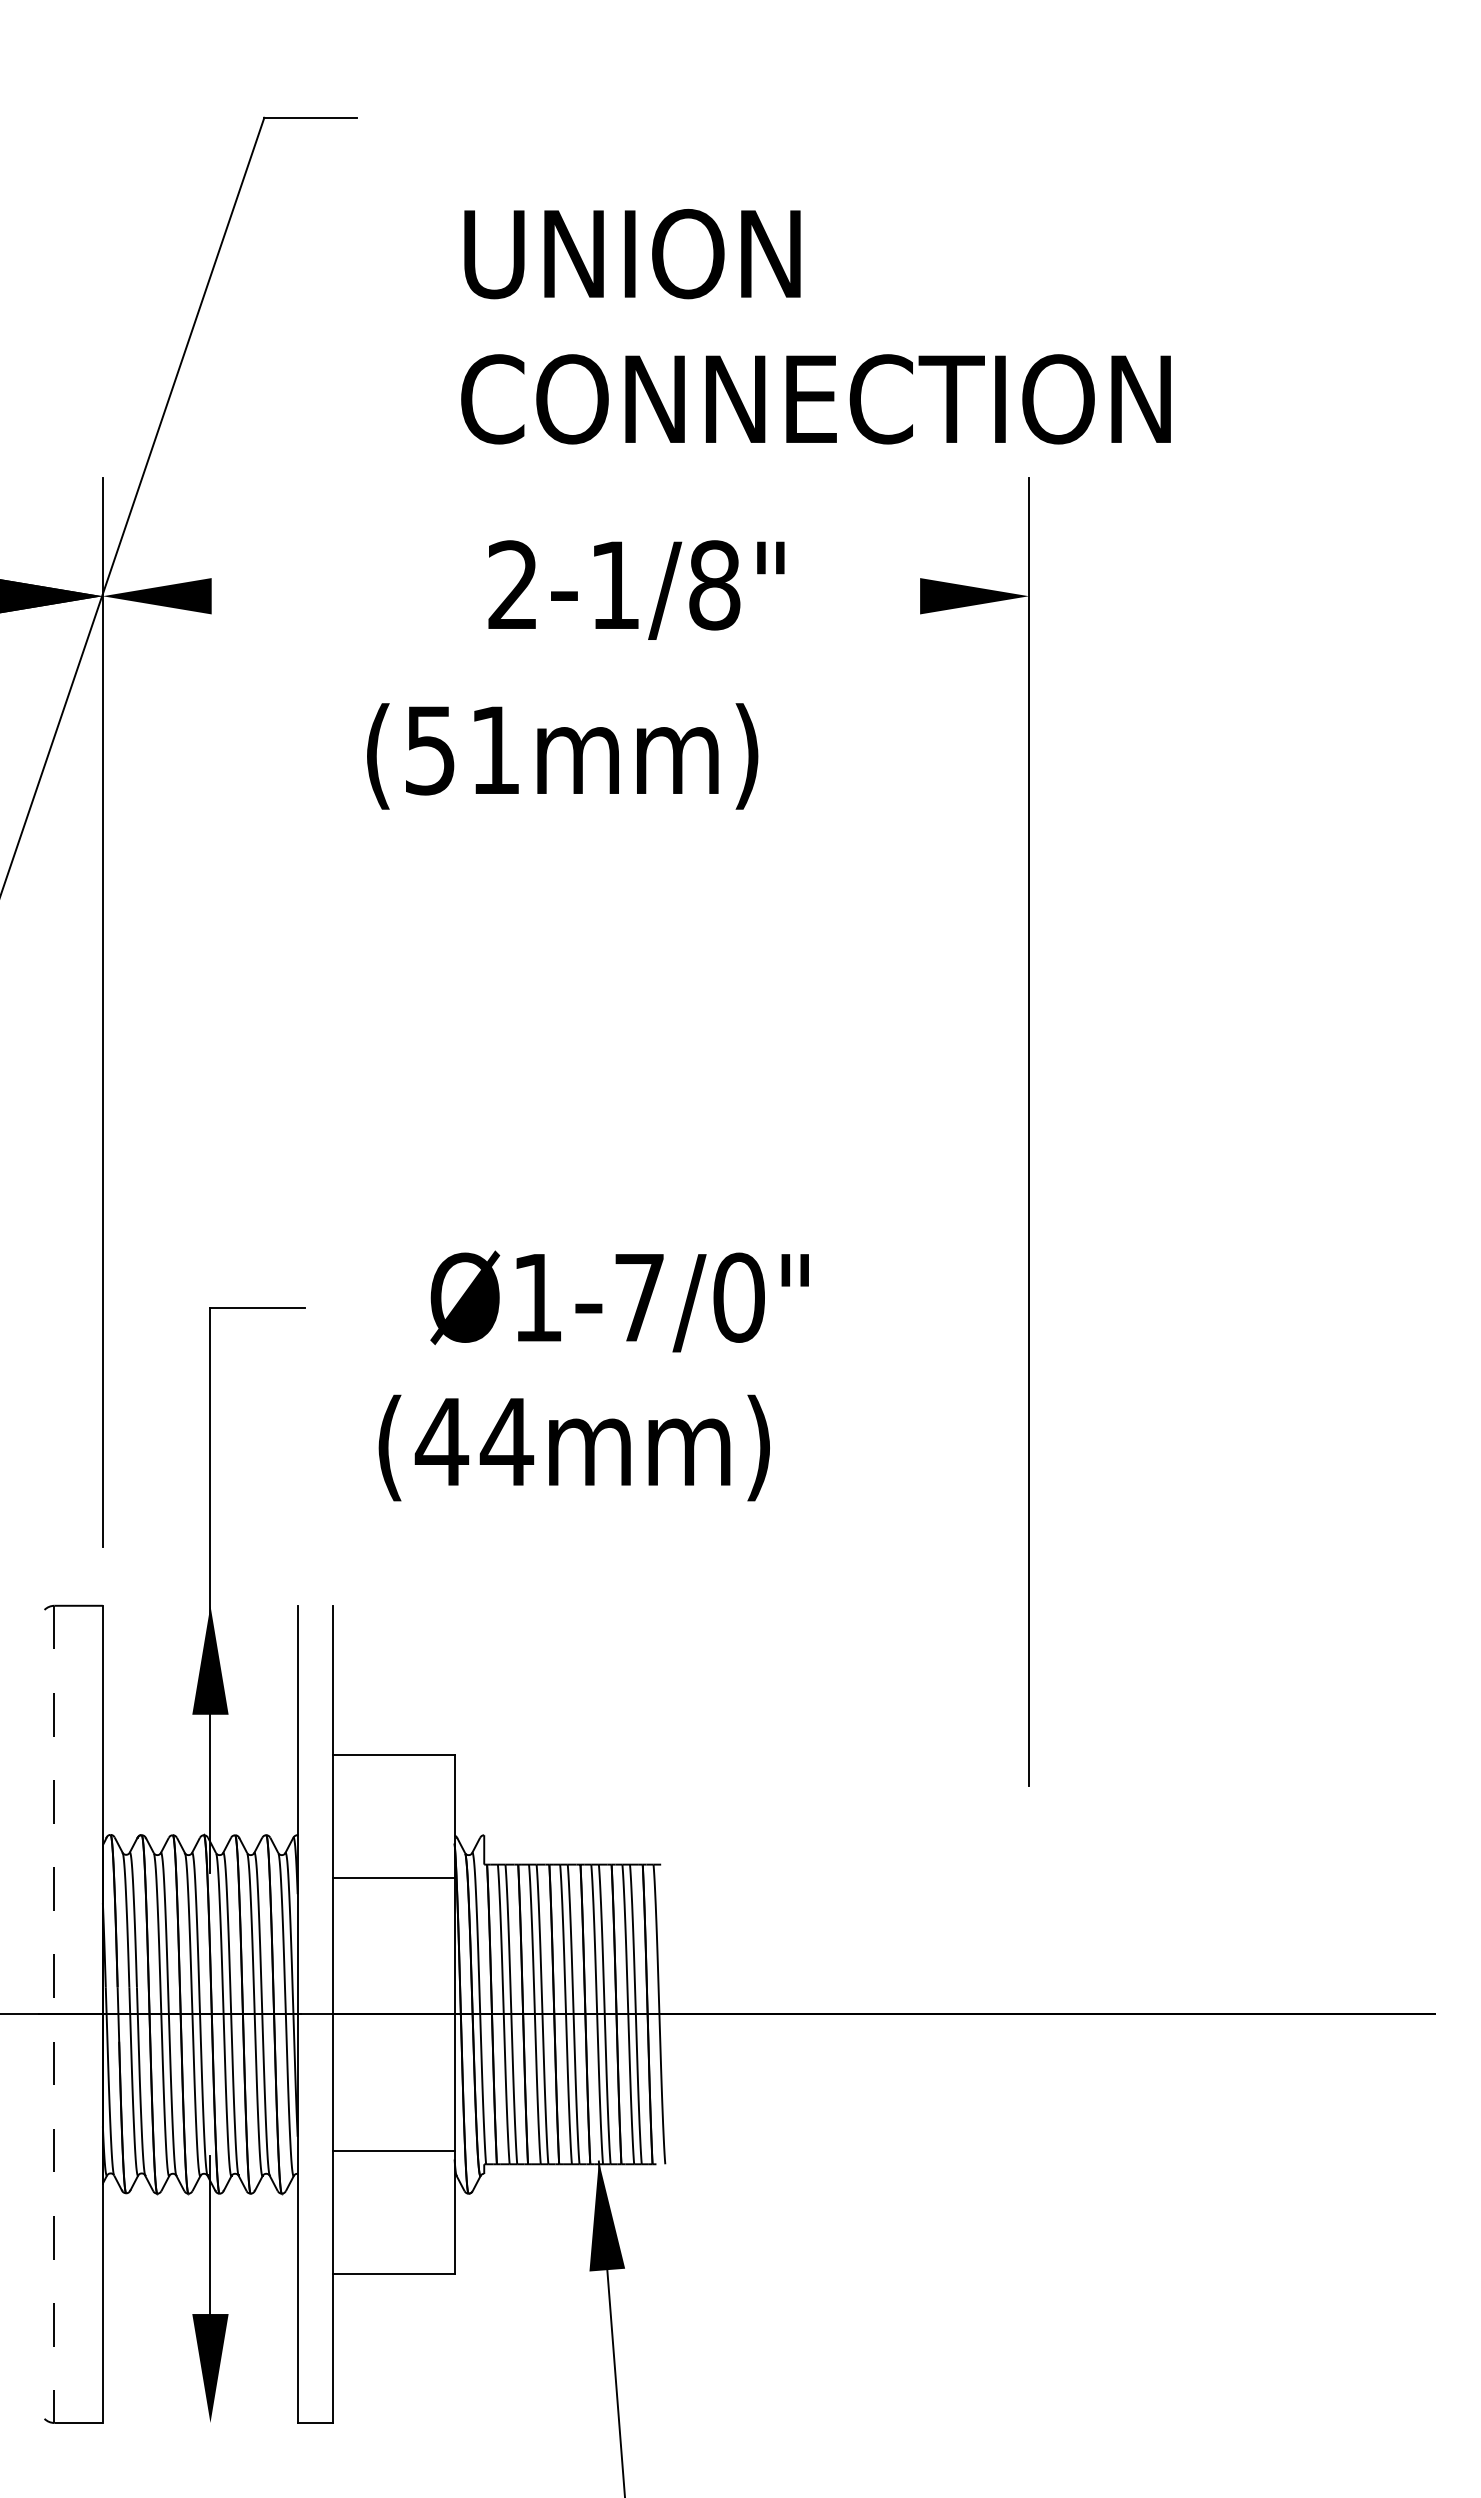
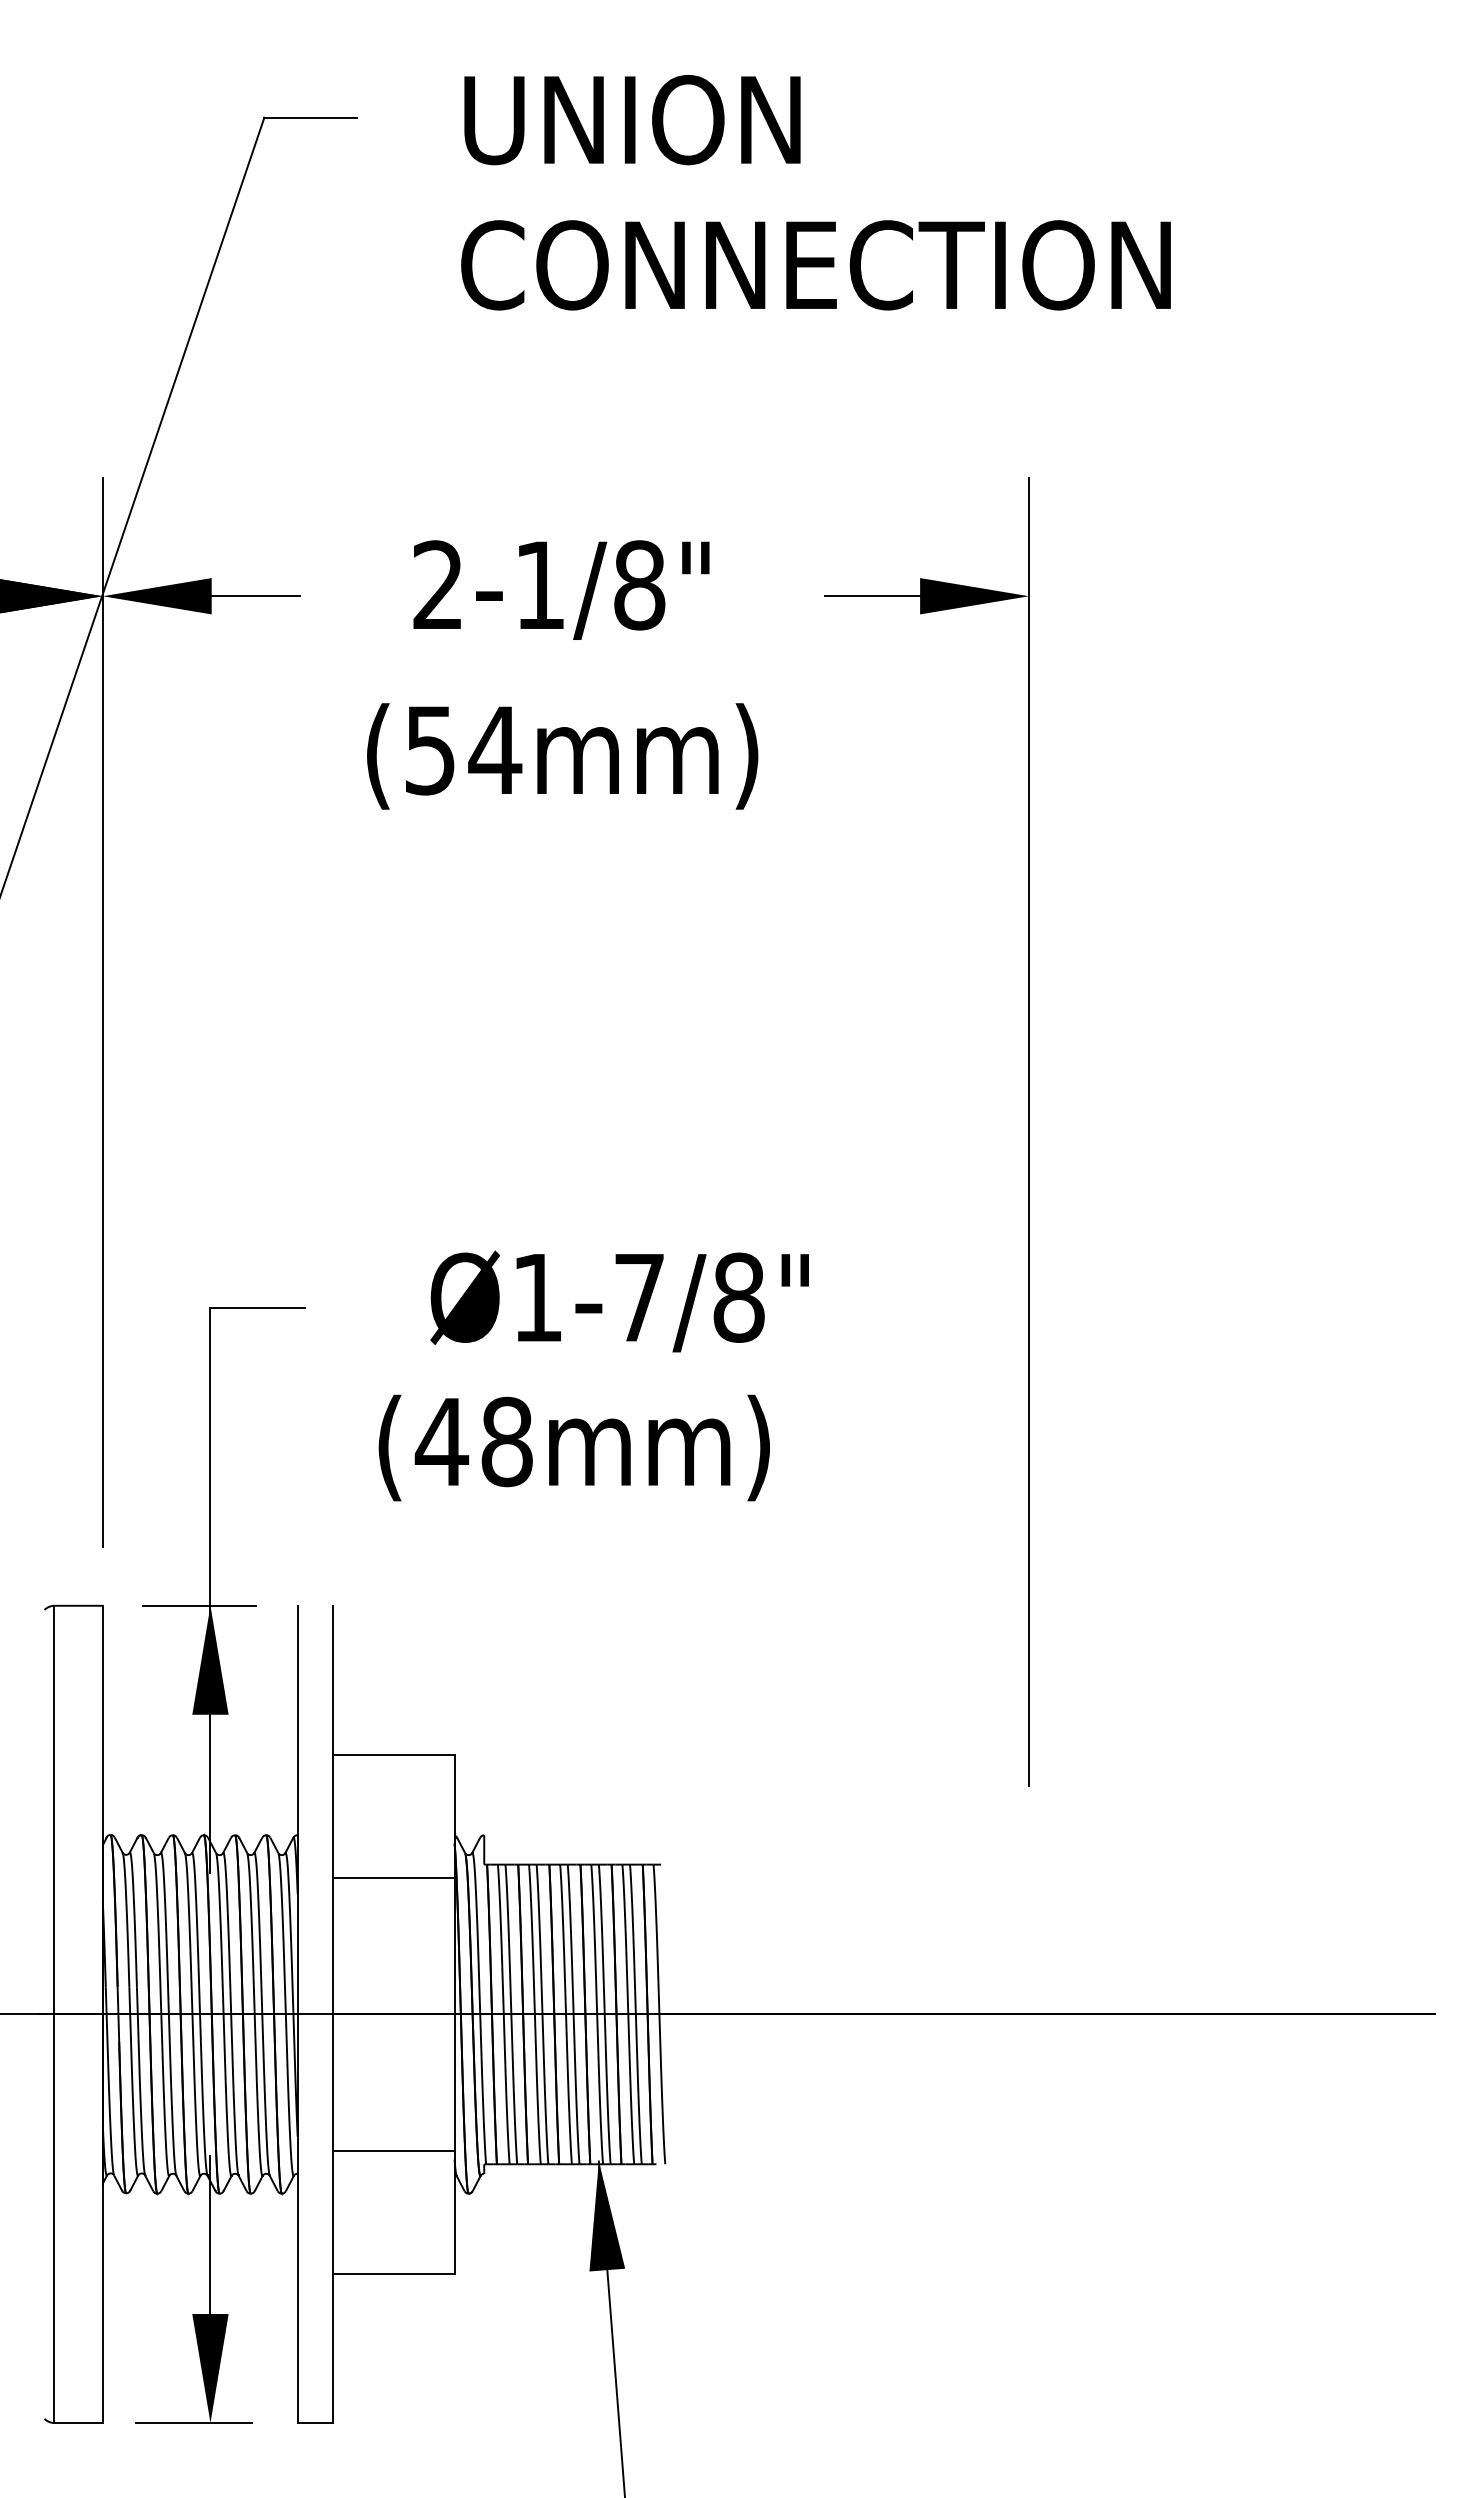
text position: (815, 326) -> (815, 192) (815, 192)
text position: (636, 589) -> (561, 589) (561, 589)
line: none -> present (255, 596)
line: none -> present (872, 596)
text: (51mm) -> (54mm) (495, 749)
text: Ø1-7/0" -> Ø1-7/8" (738, 1297)
text: (44mm) -> (48mm) (506, 1441)
line: none -> present (199, 1605)
line: dashed -> solid (54, 2014)
line: none -> present (193, 2423)
